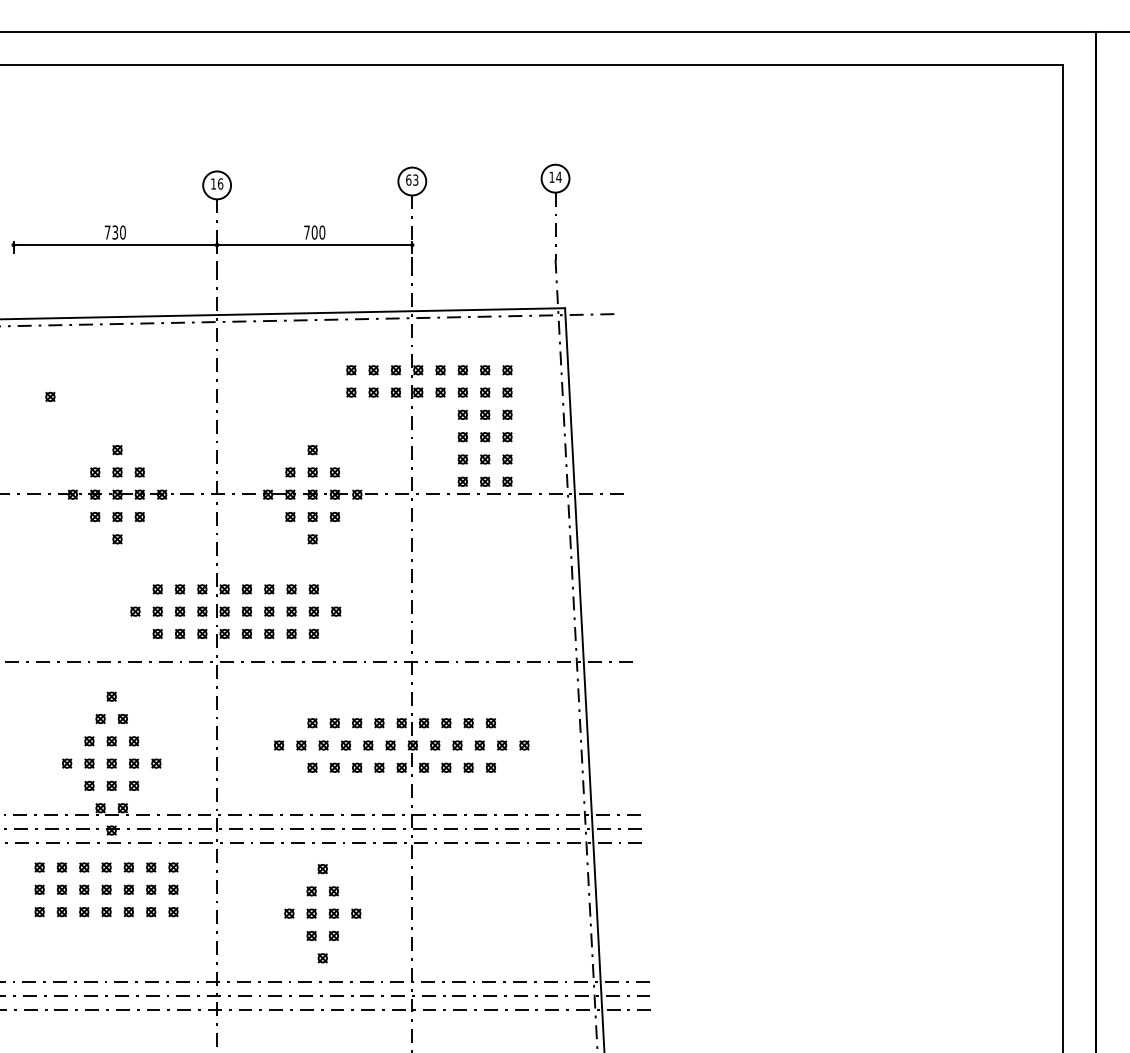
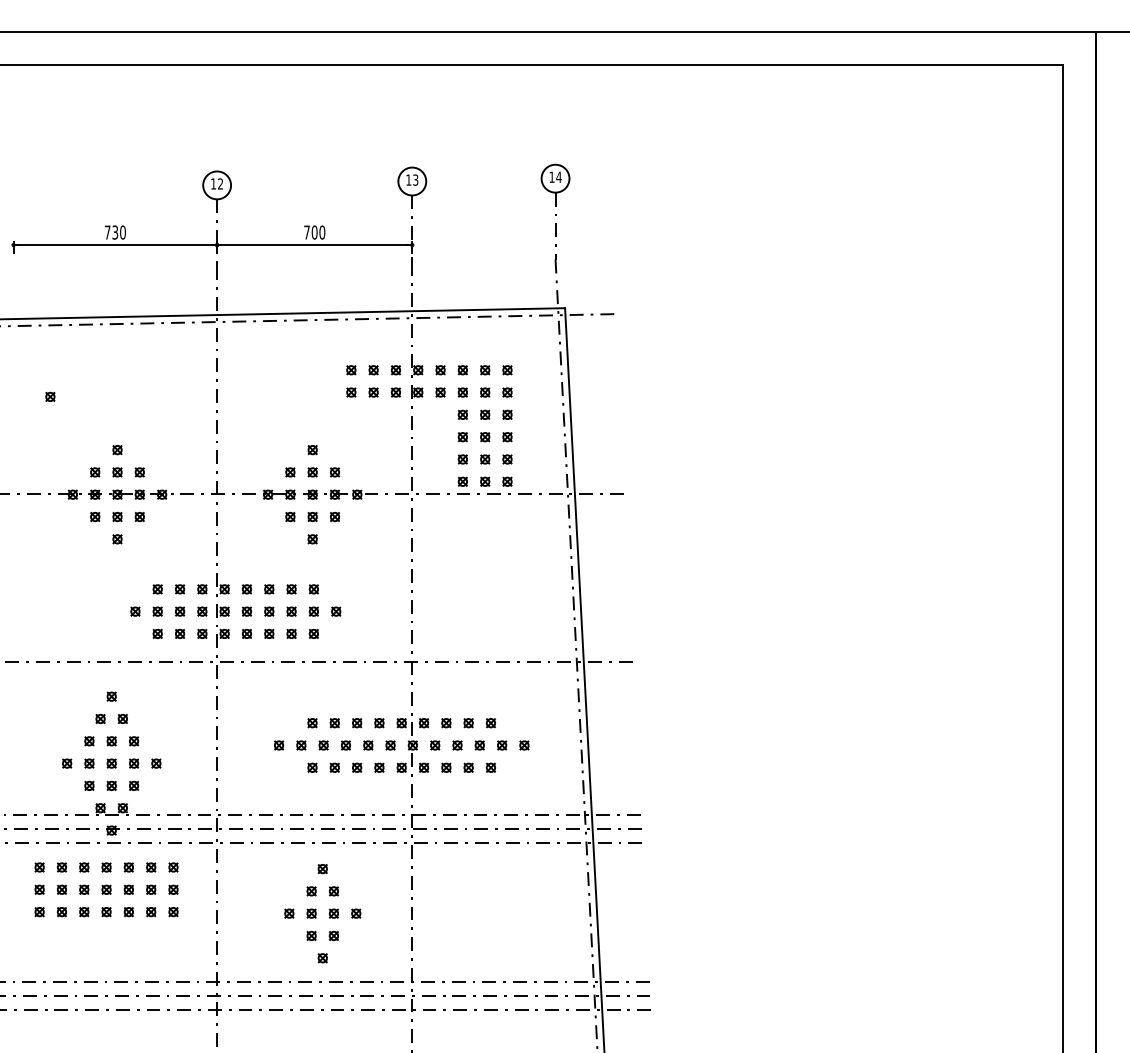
text: 63 -> 13 (408, 179)
text: 16 -> 12 (220, 183)
